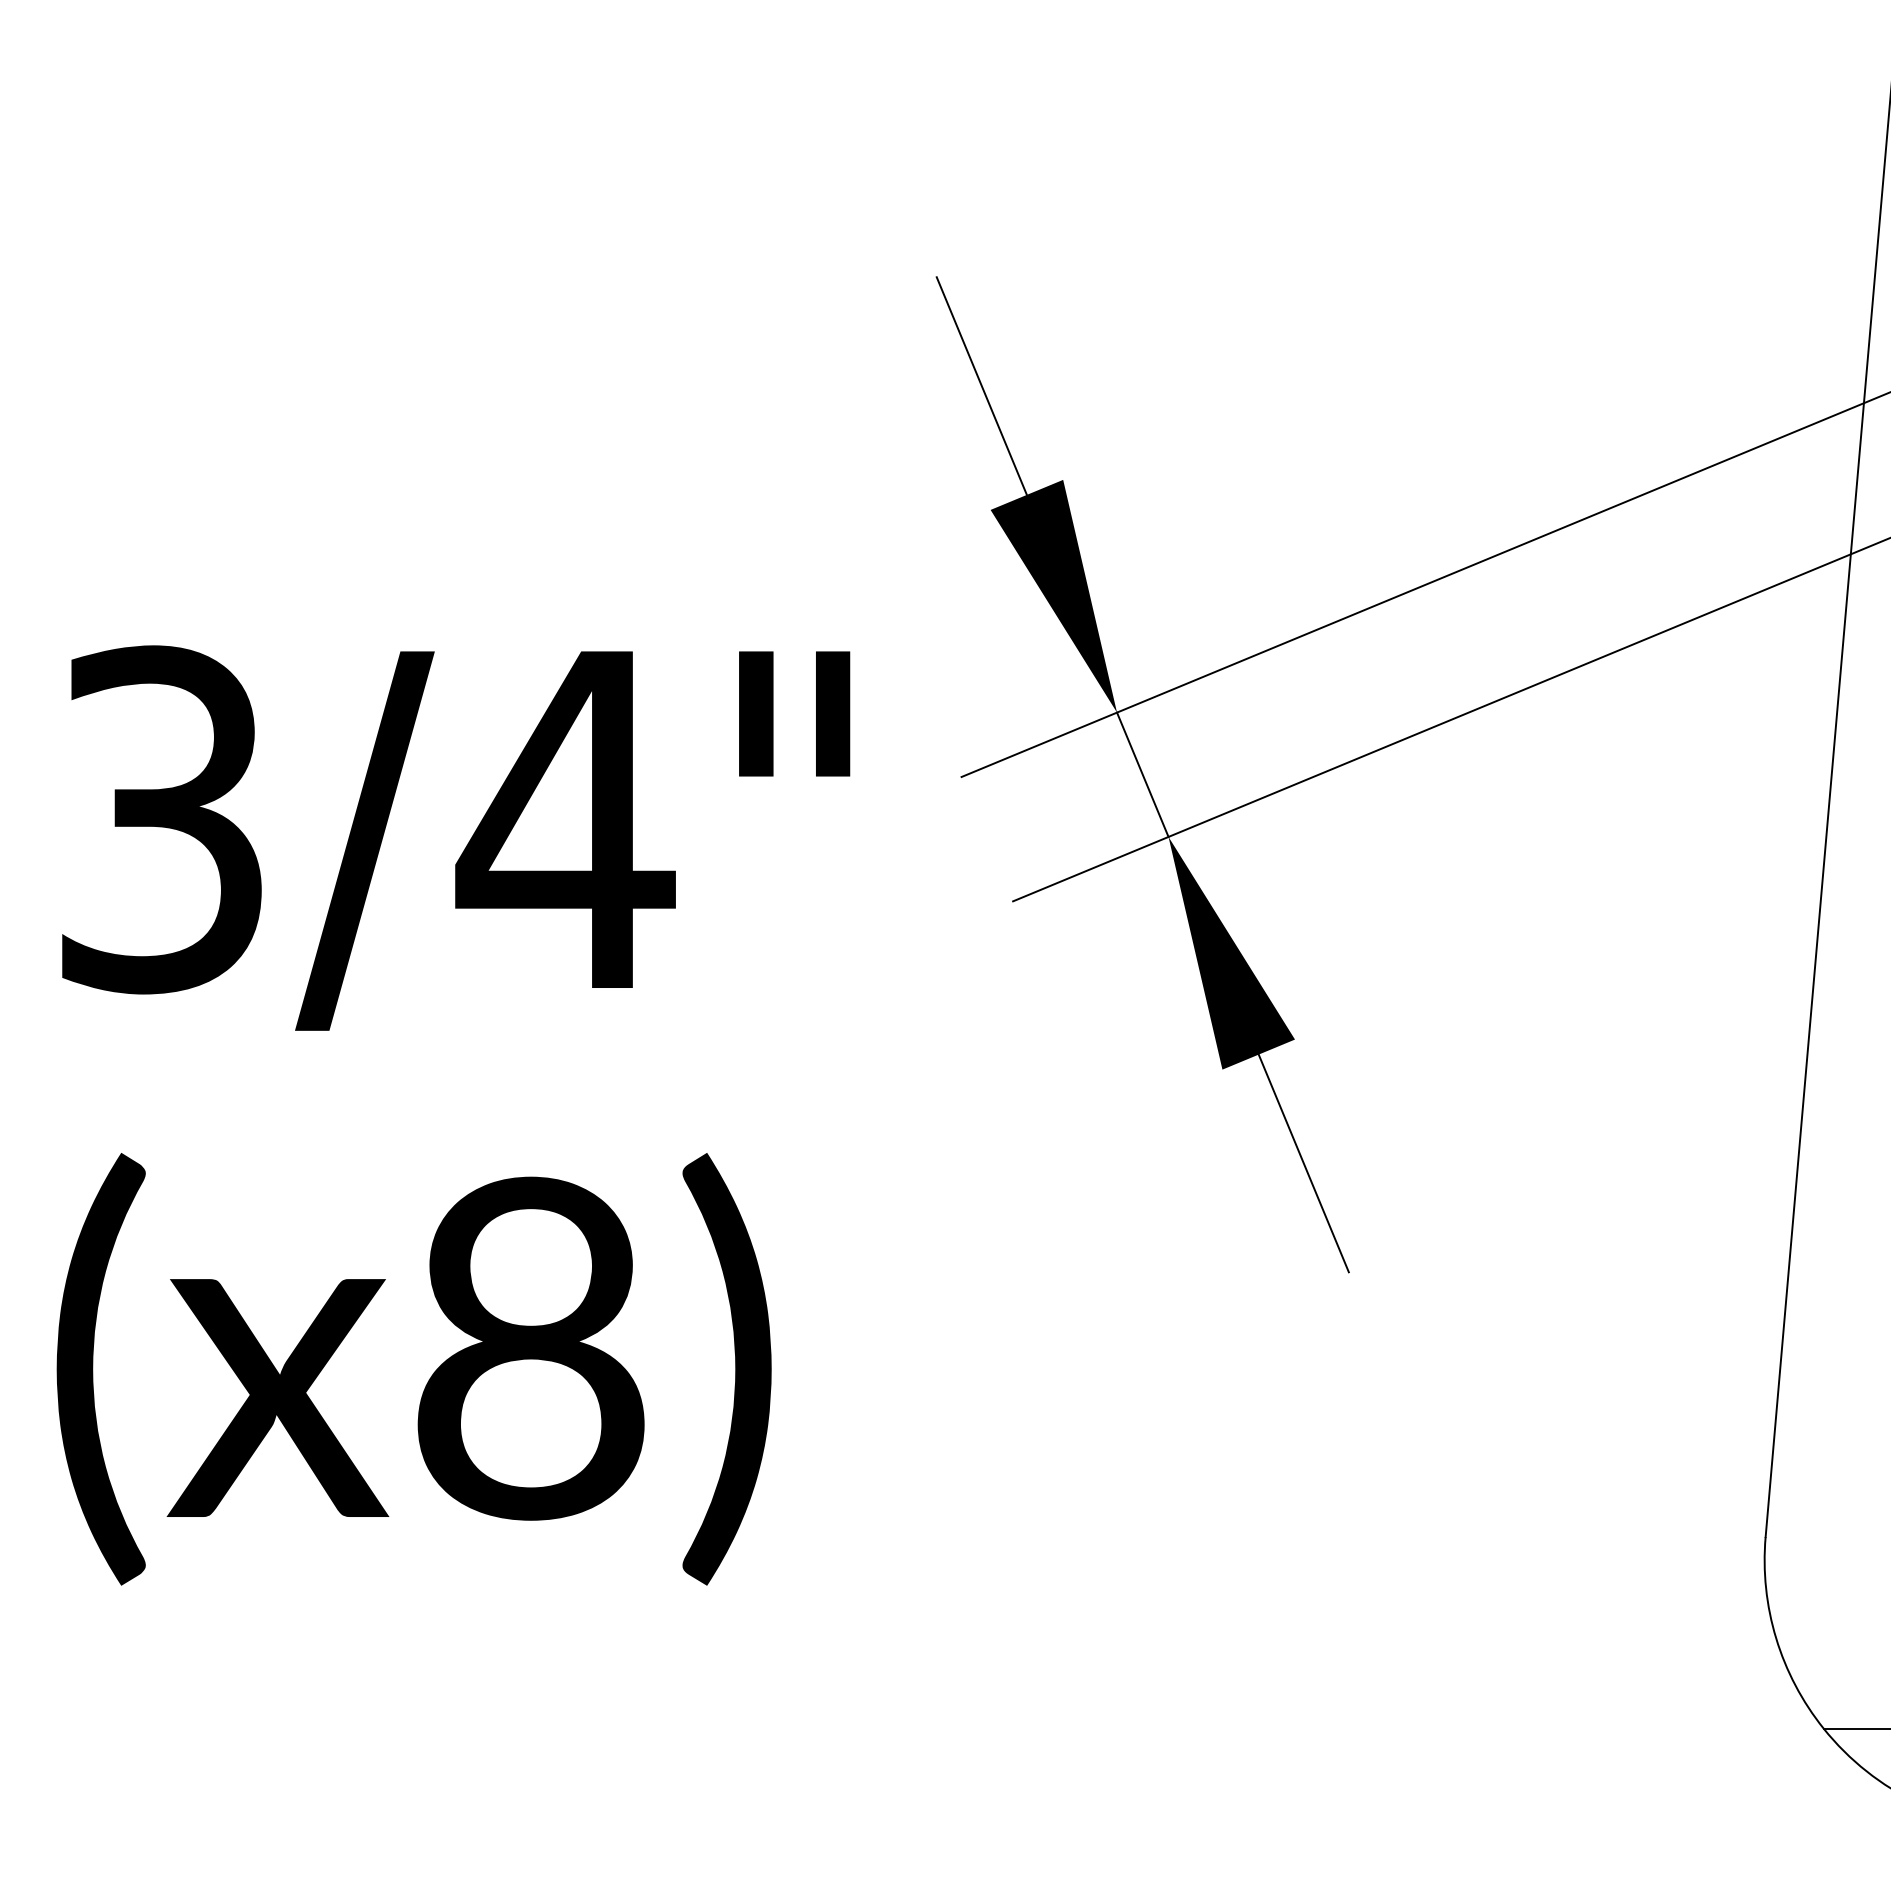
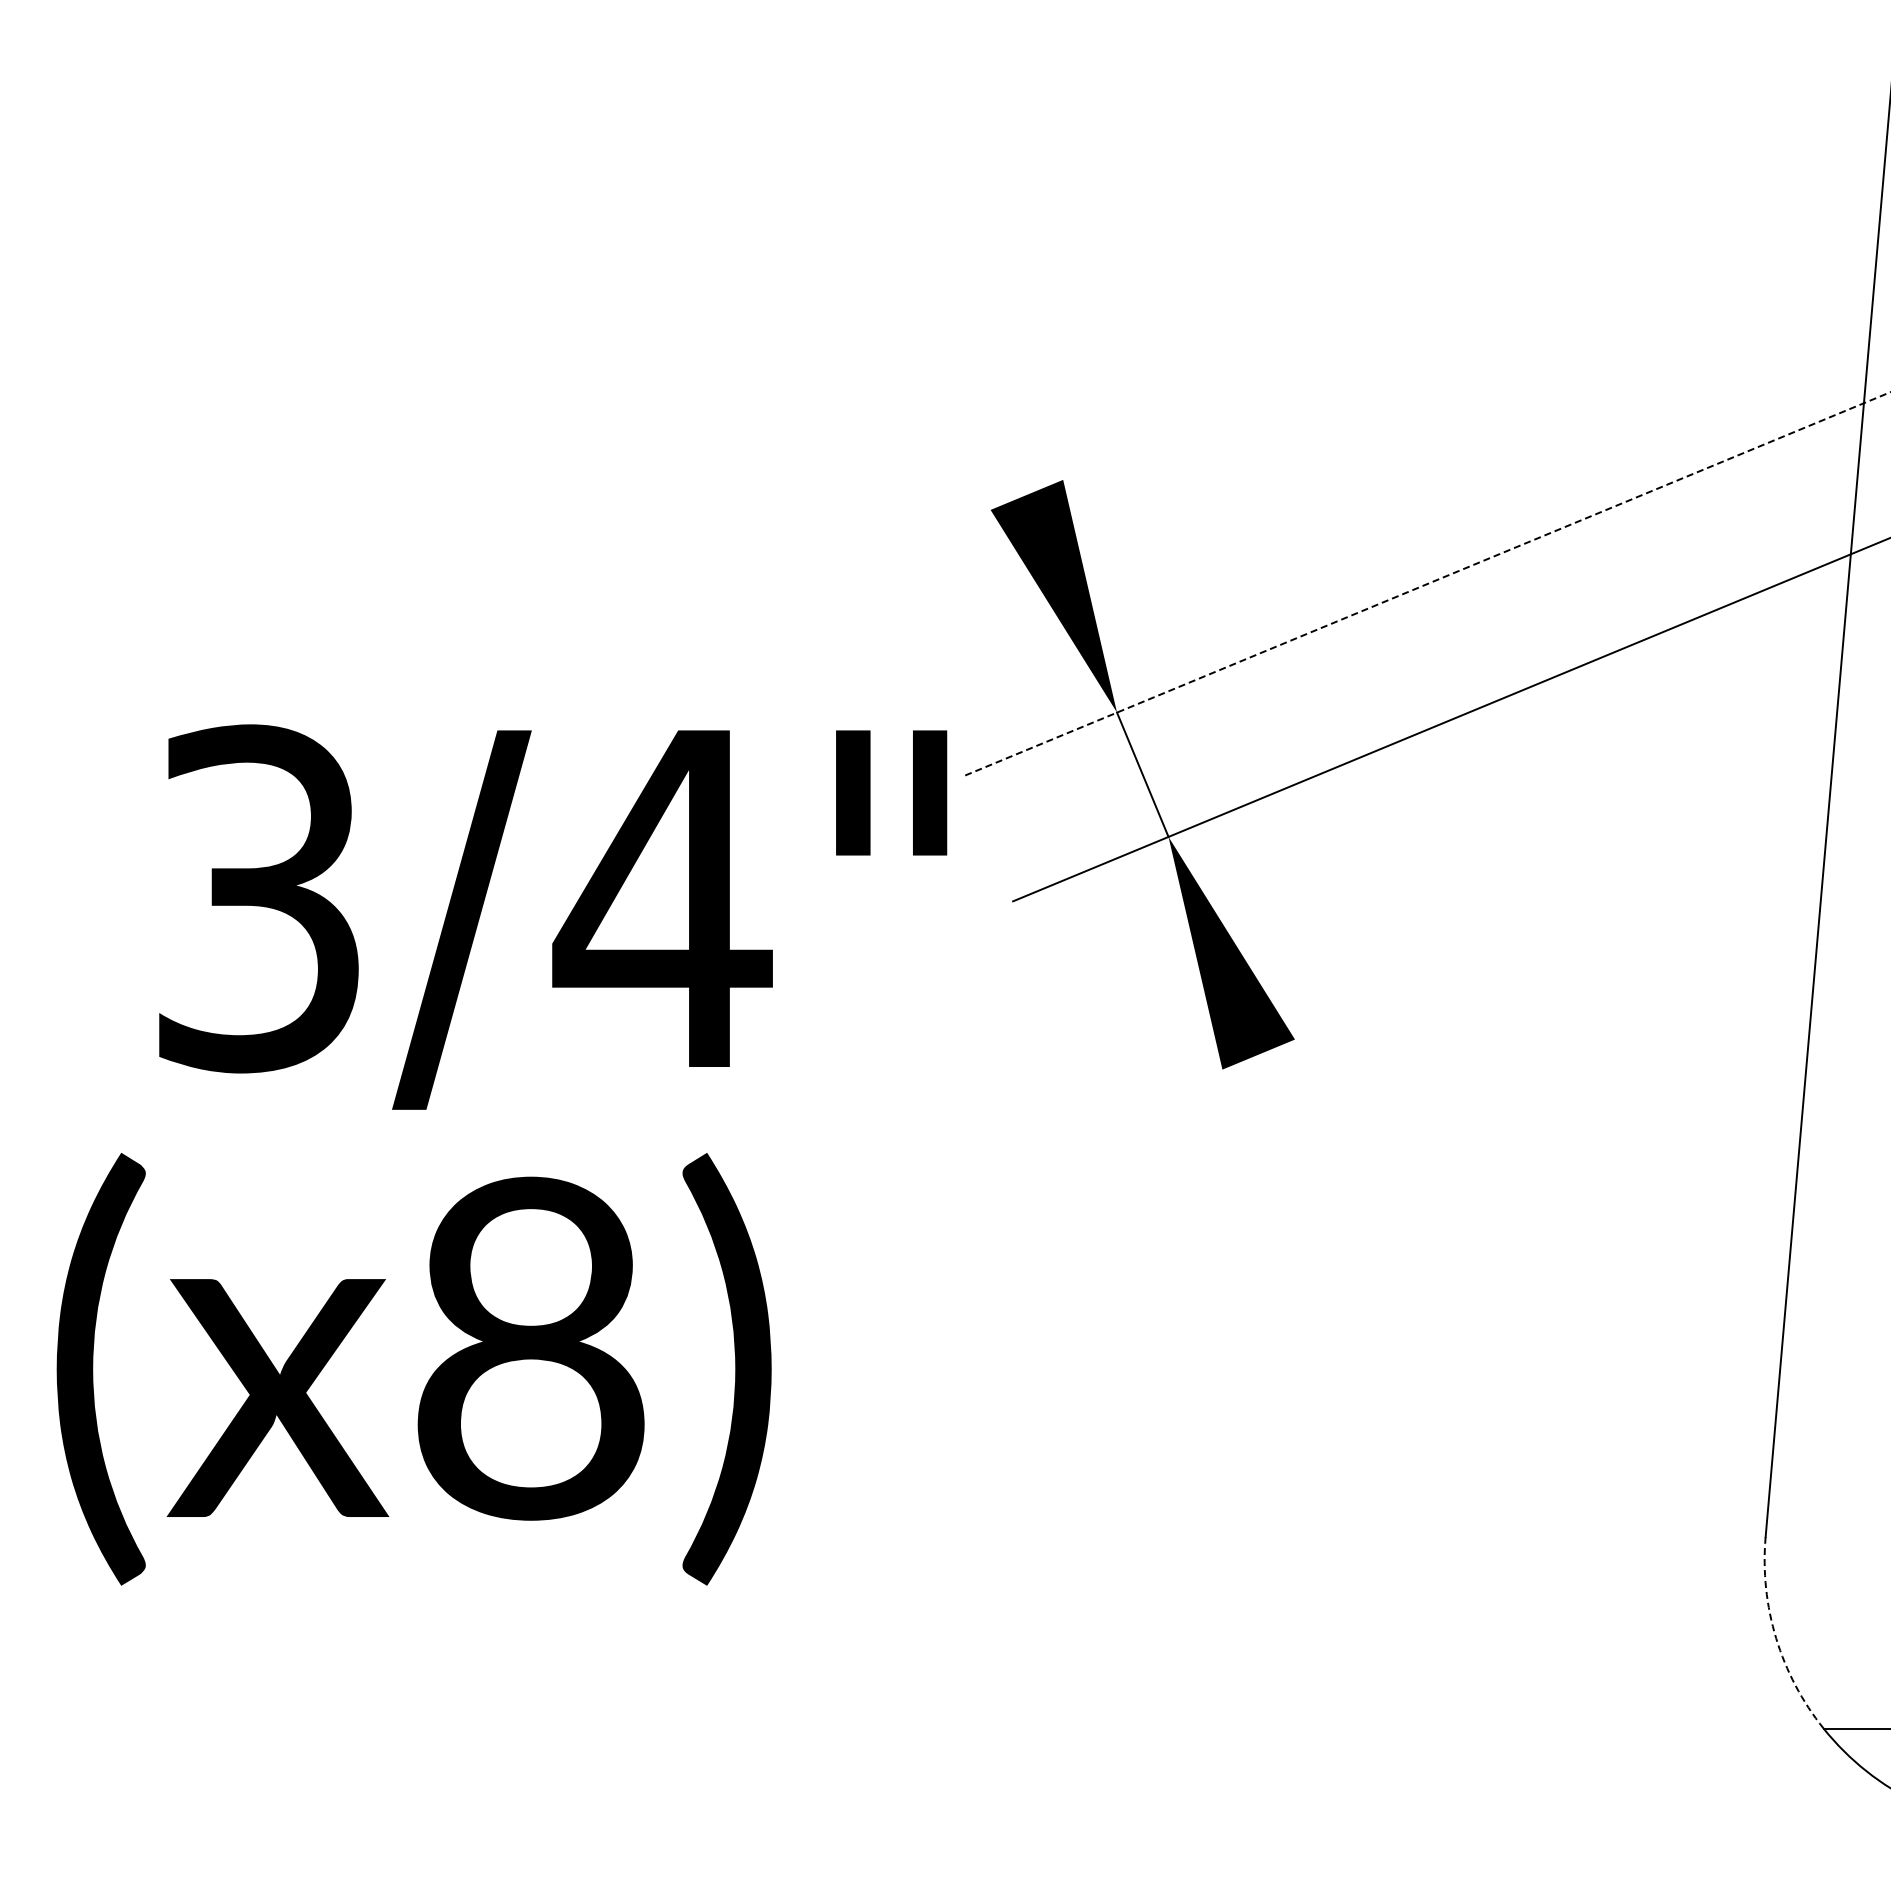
line: present -> none (981, 385)
line: solid -> dashed (1426, 584)
text position: (456, 837) -> (553, 916) (553, 916)
line: present -> none (1303, 1163)
arc: solid -> dashed (1776, 1638)
